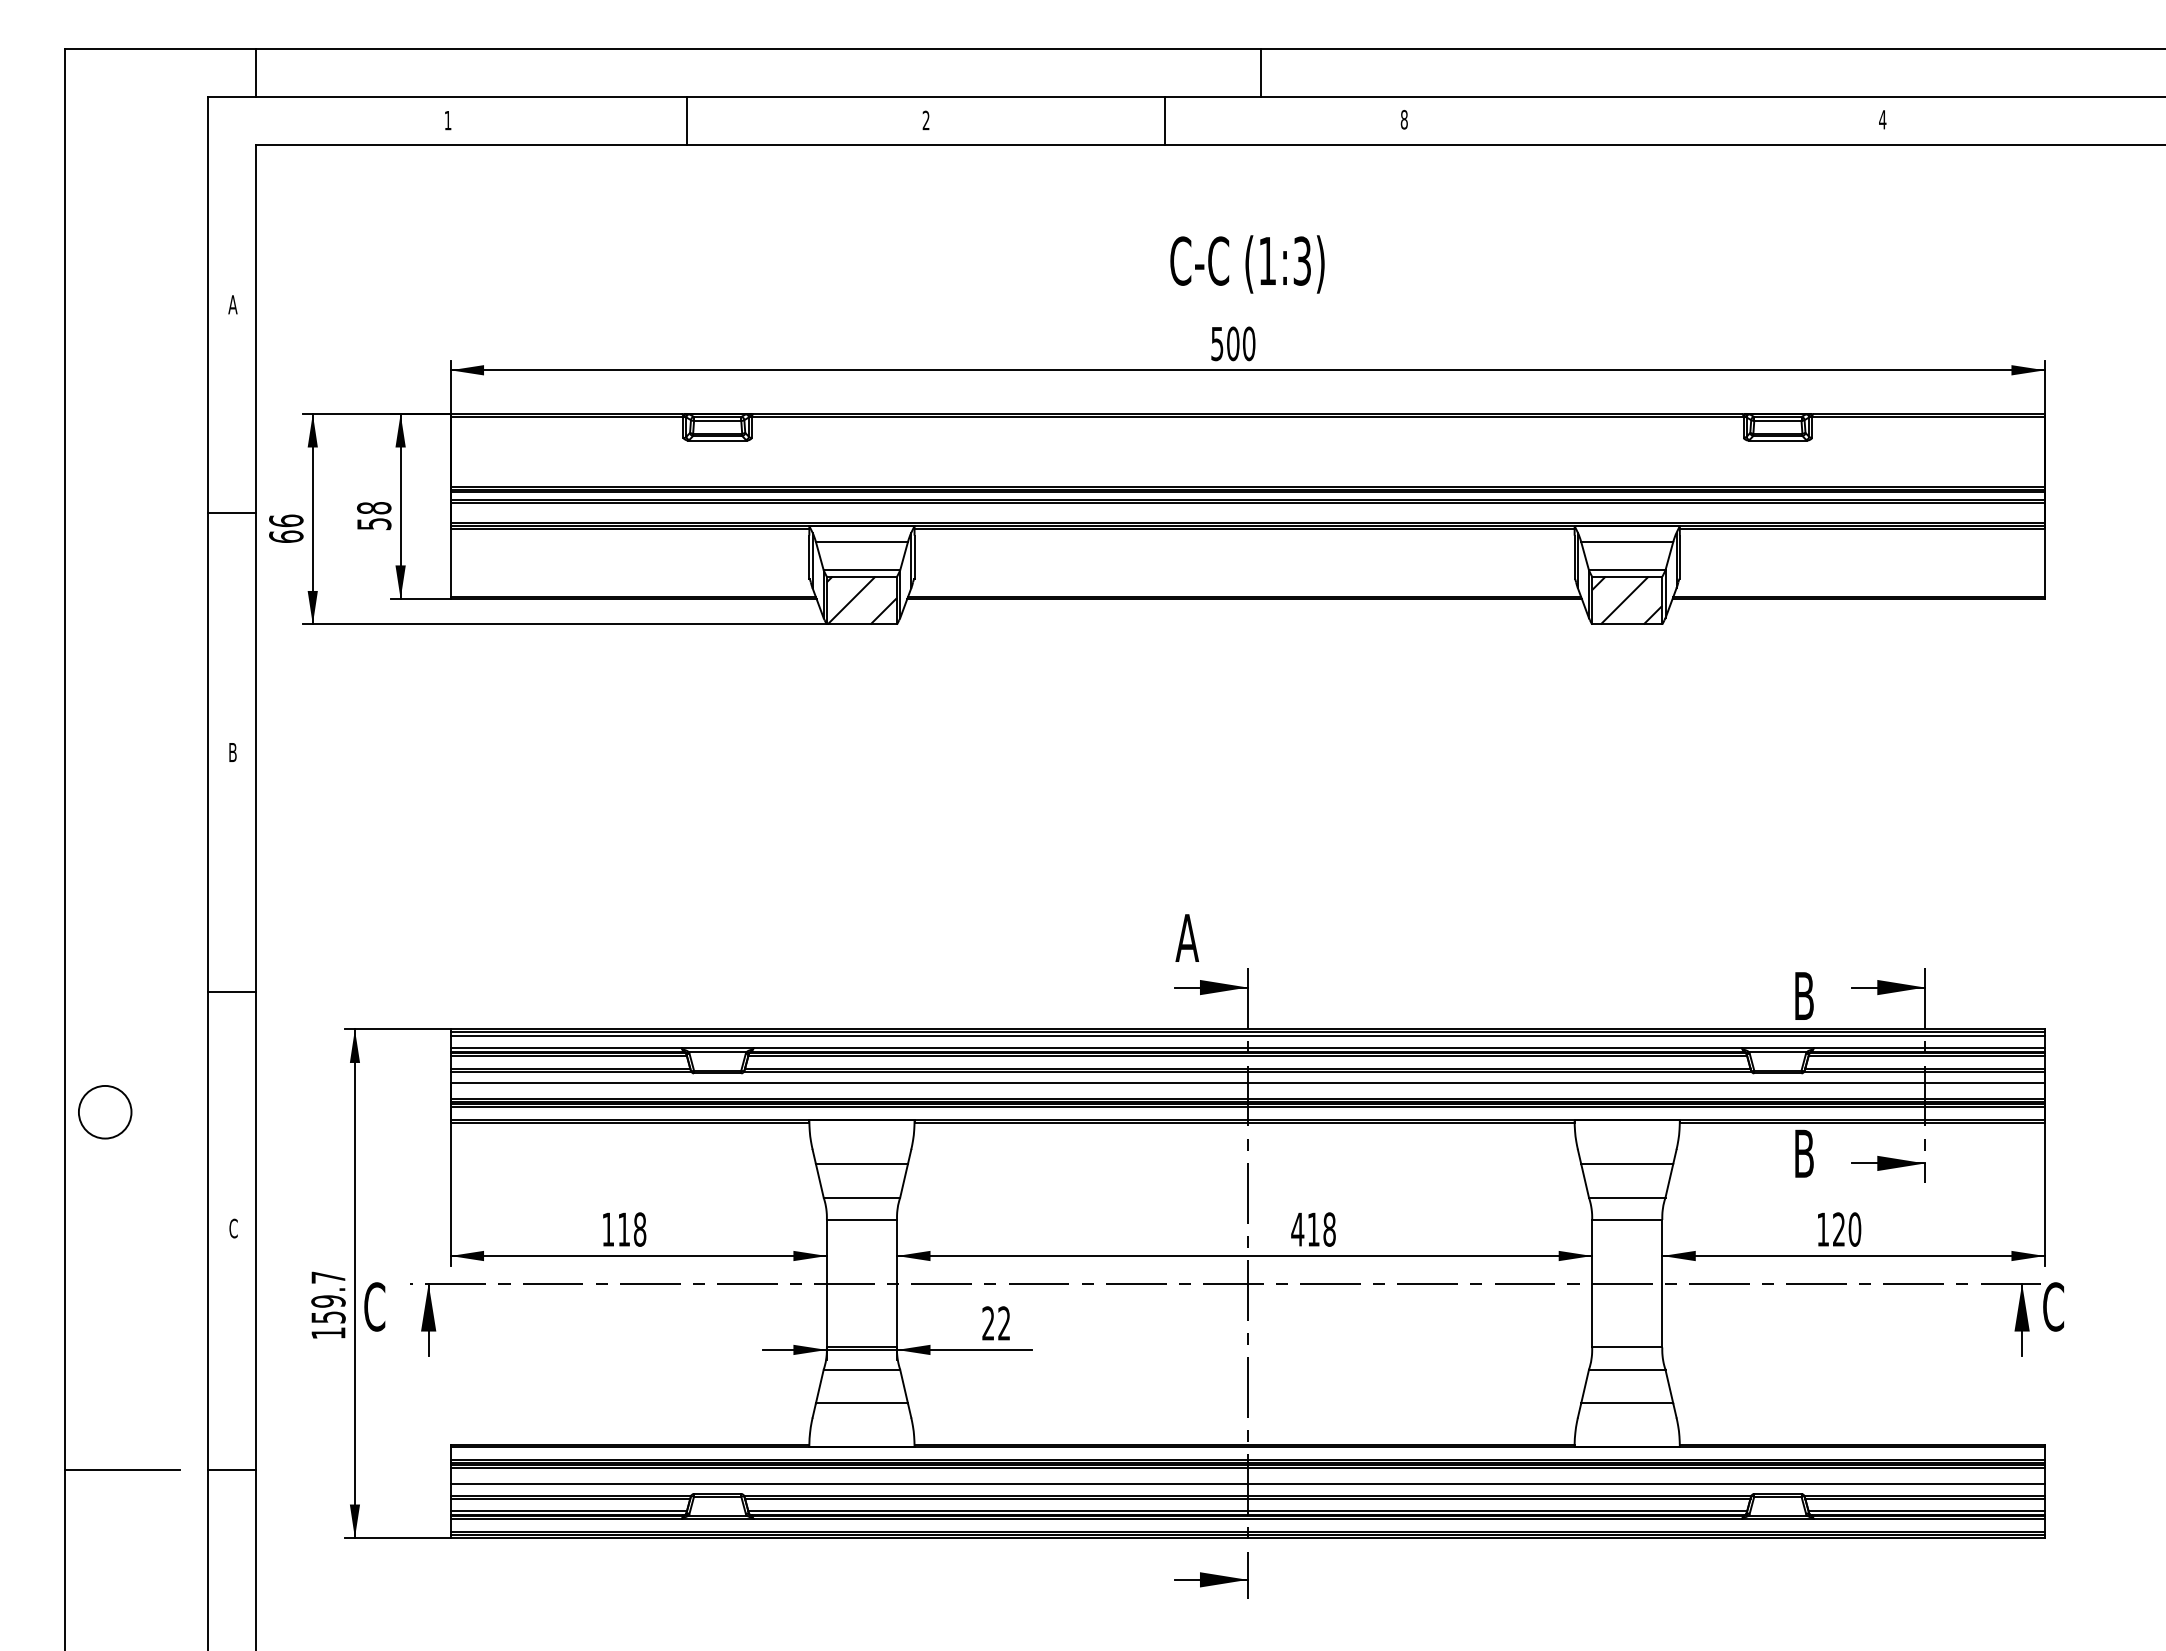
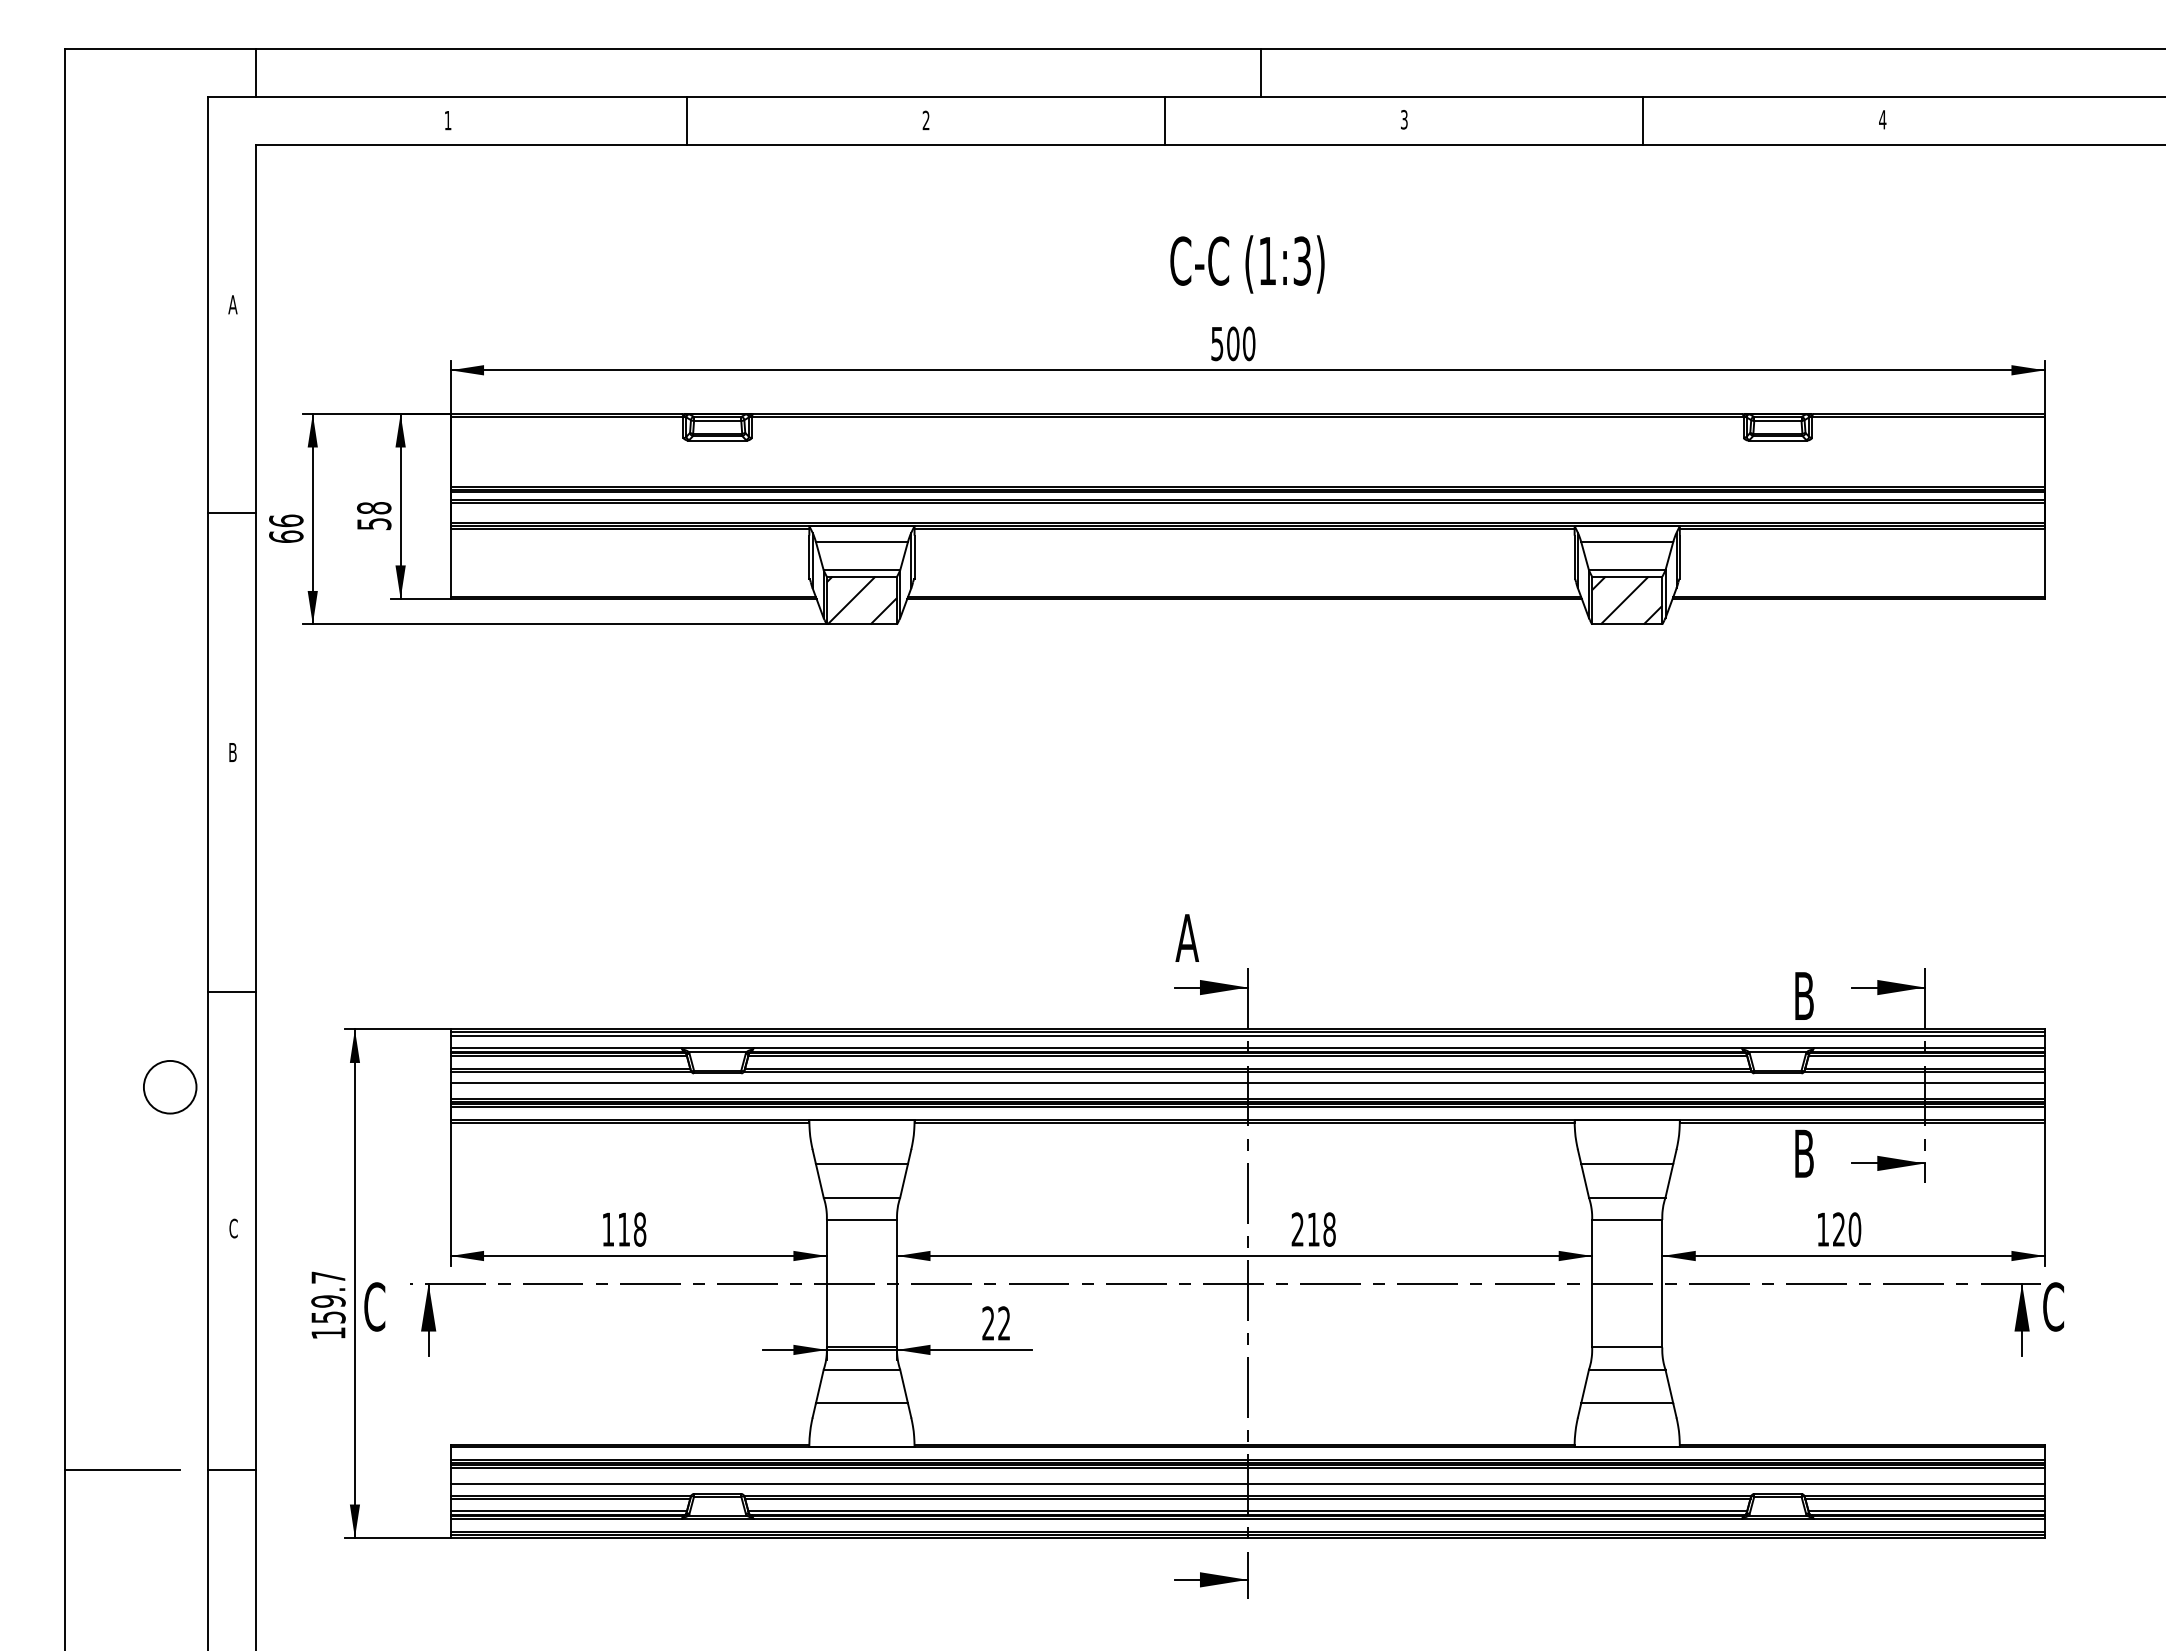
text: 8 -> 3 (1403, 119)
line: none -> present (1643, 121)
circle position: (105, 1112) -> (170, 1087) (170, 1087)
text: 418 -> 218 (1297, 1229)
